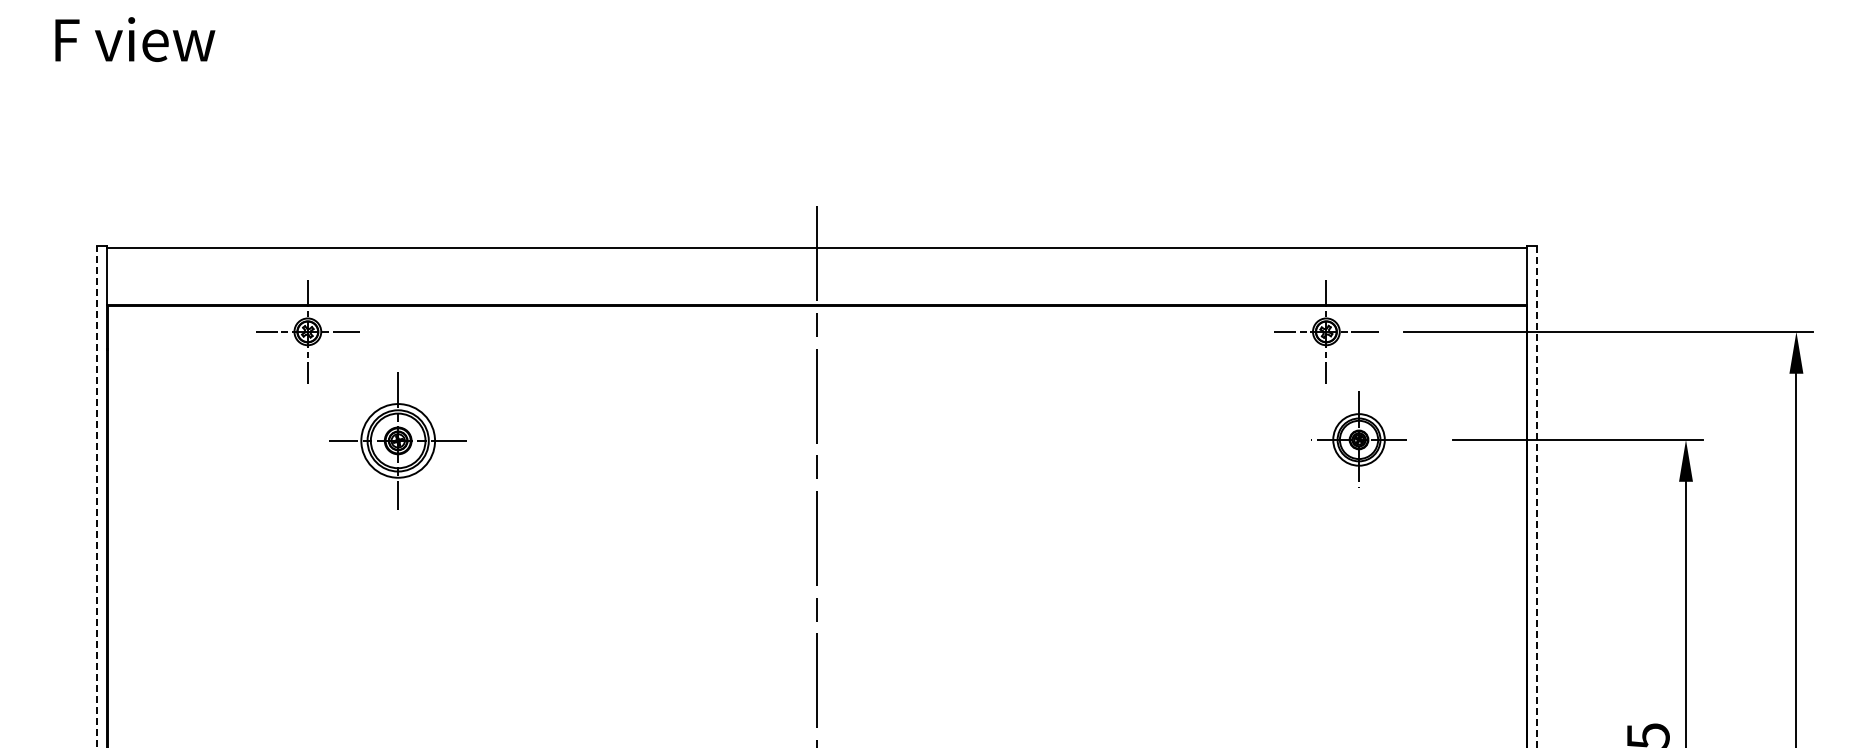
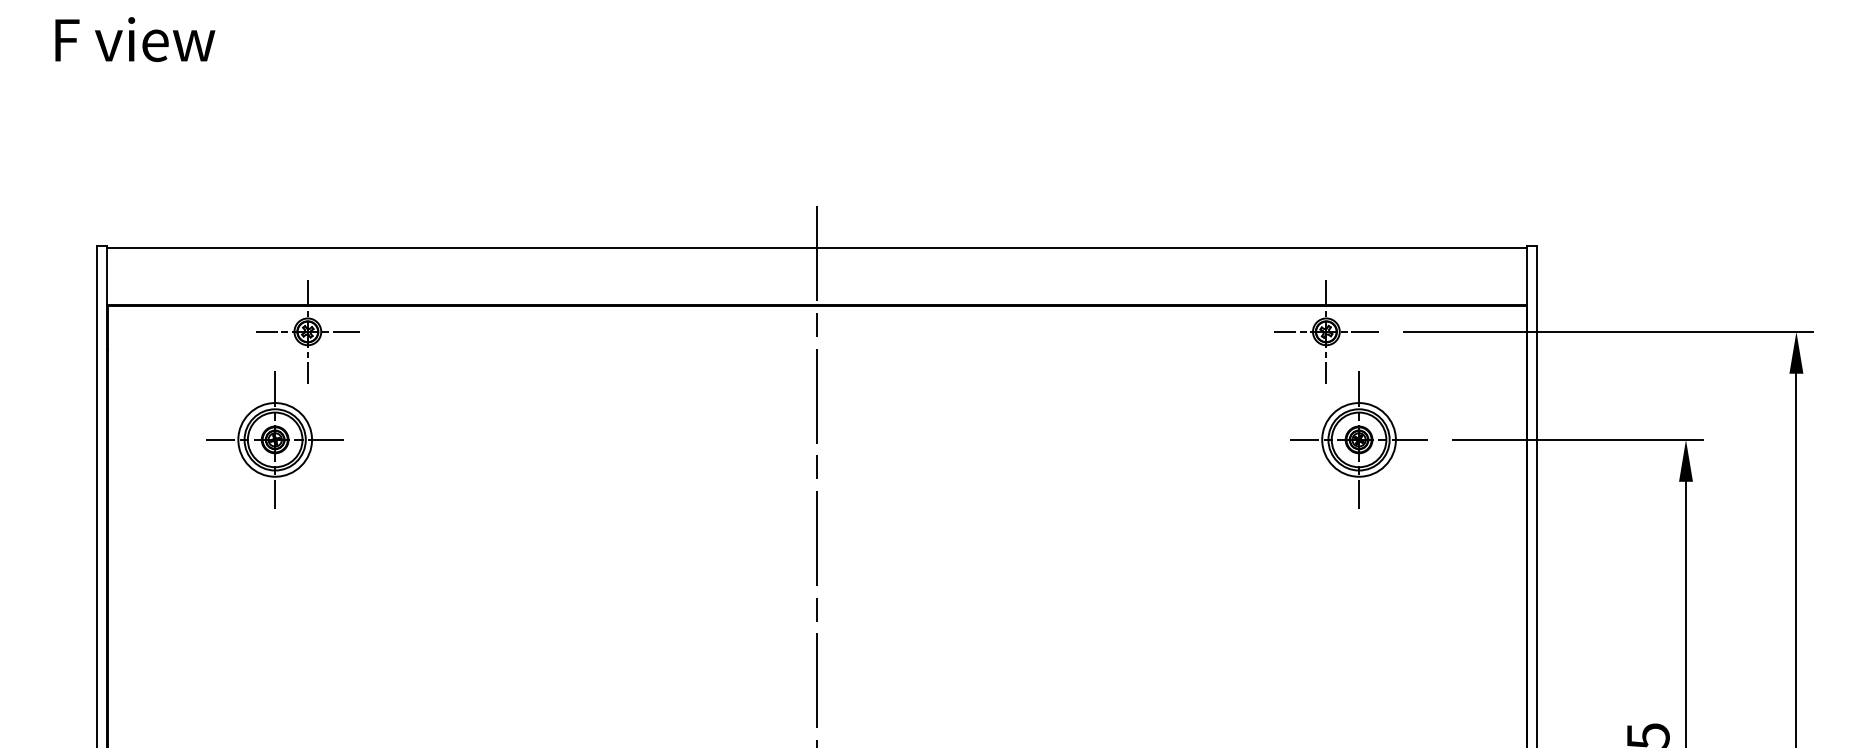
part size: 96x97 px -> 138x138 px (1358, 439)
part position: (397, 440) -> (274, 439) (274, 439)
line: dashed -> solid (96, 496)
line: dashed -> solid (1537, 497)
